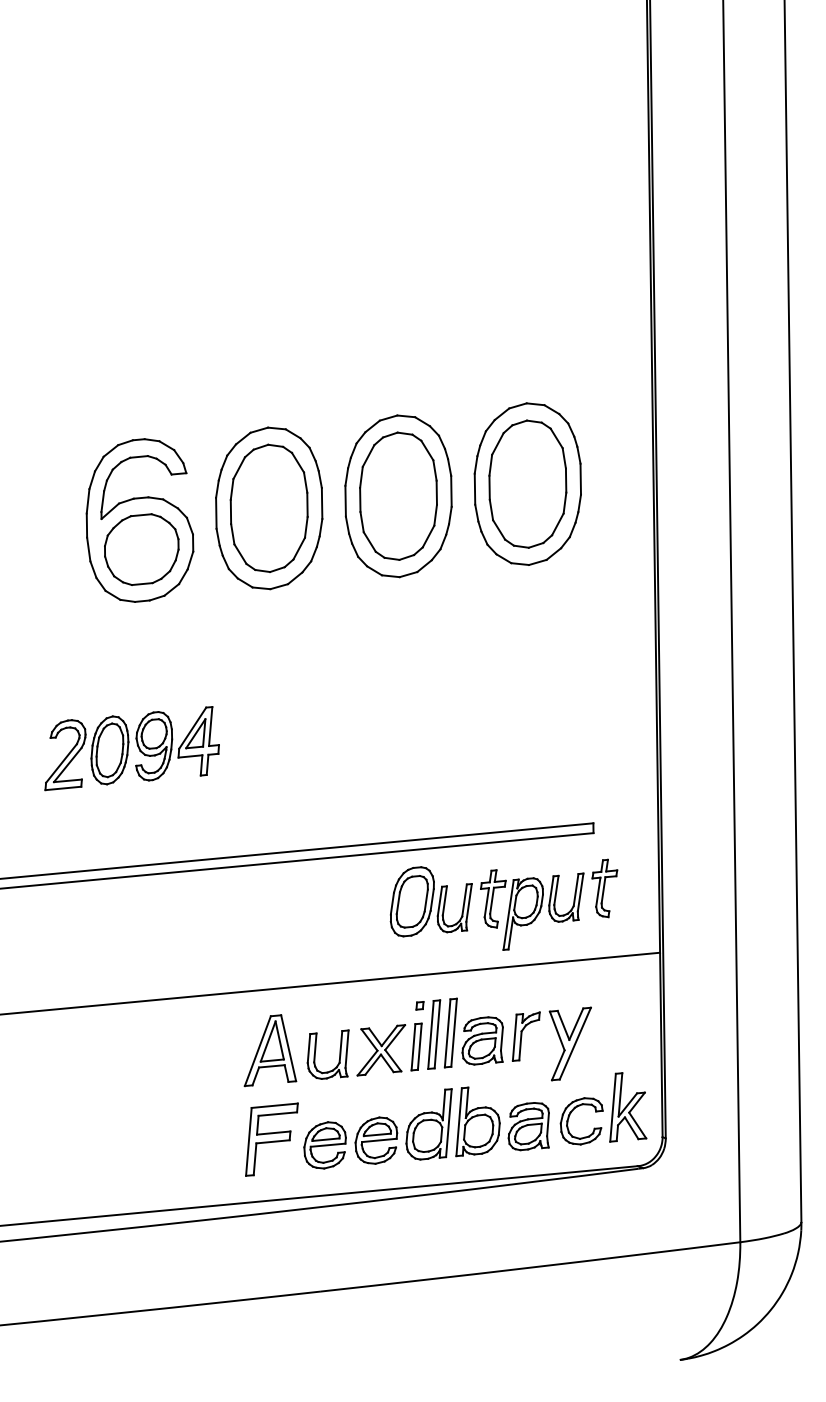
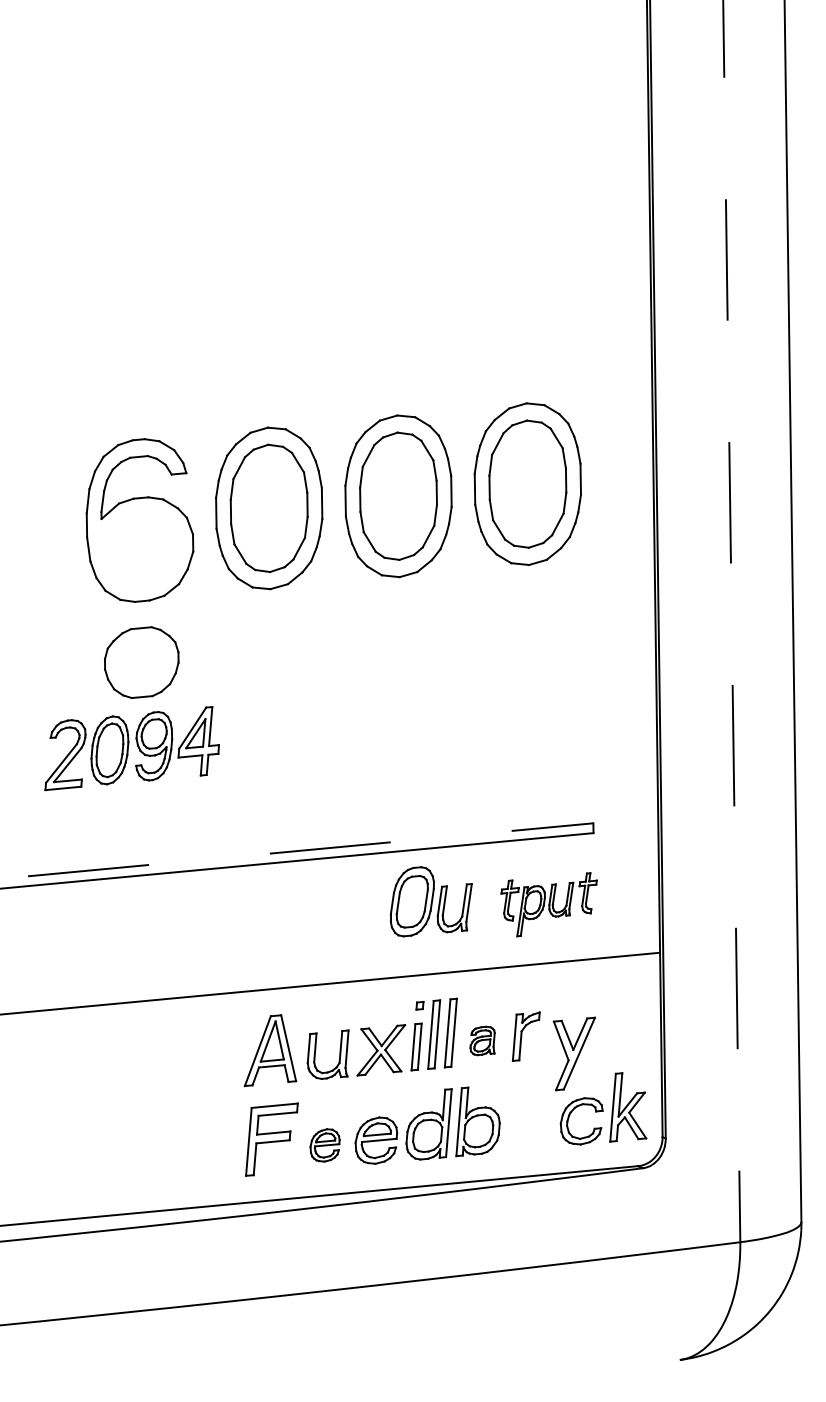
part position: (141, 549) -> (141, 662) (141, 662)
line: solid -> dashed (731, 621)
line: solid -> dashed (296, 851)
part size: 139x93 px -> 98x66 px (548, 904)
part size: 43x50 px -> 27x32 px (482, 1040)
part position: (569, 1043) -> (573, 1053) (573, 1053)
part: present -> none (528, 1126)
part size: 44x49 px -> 32x35 px (324, 1145)
